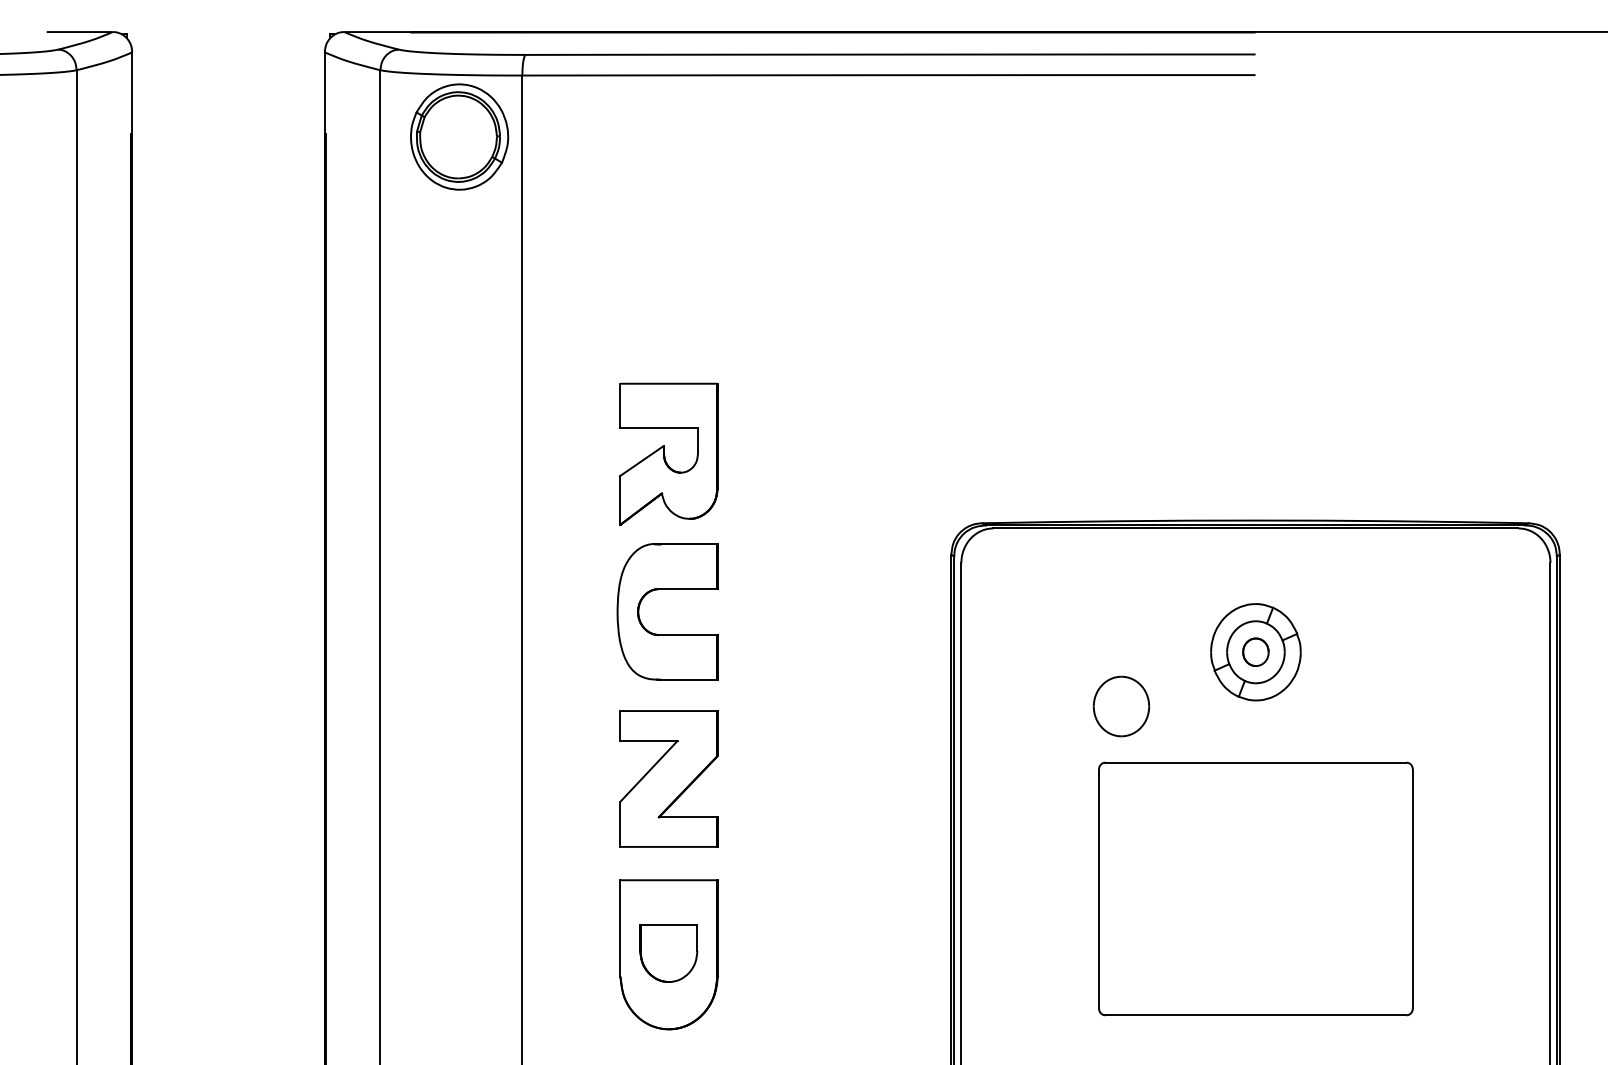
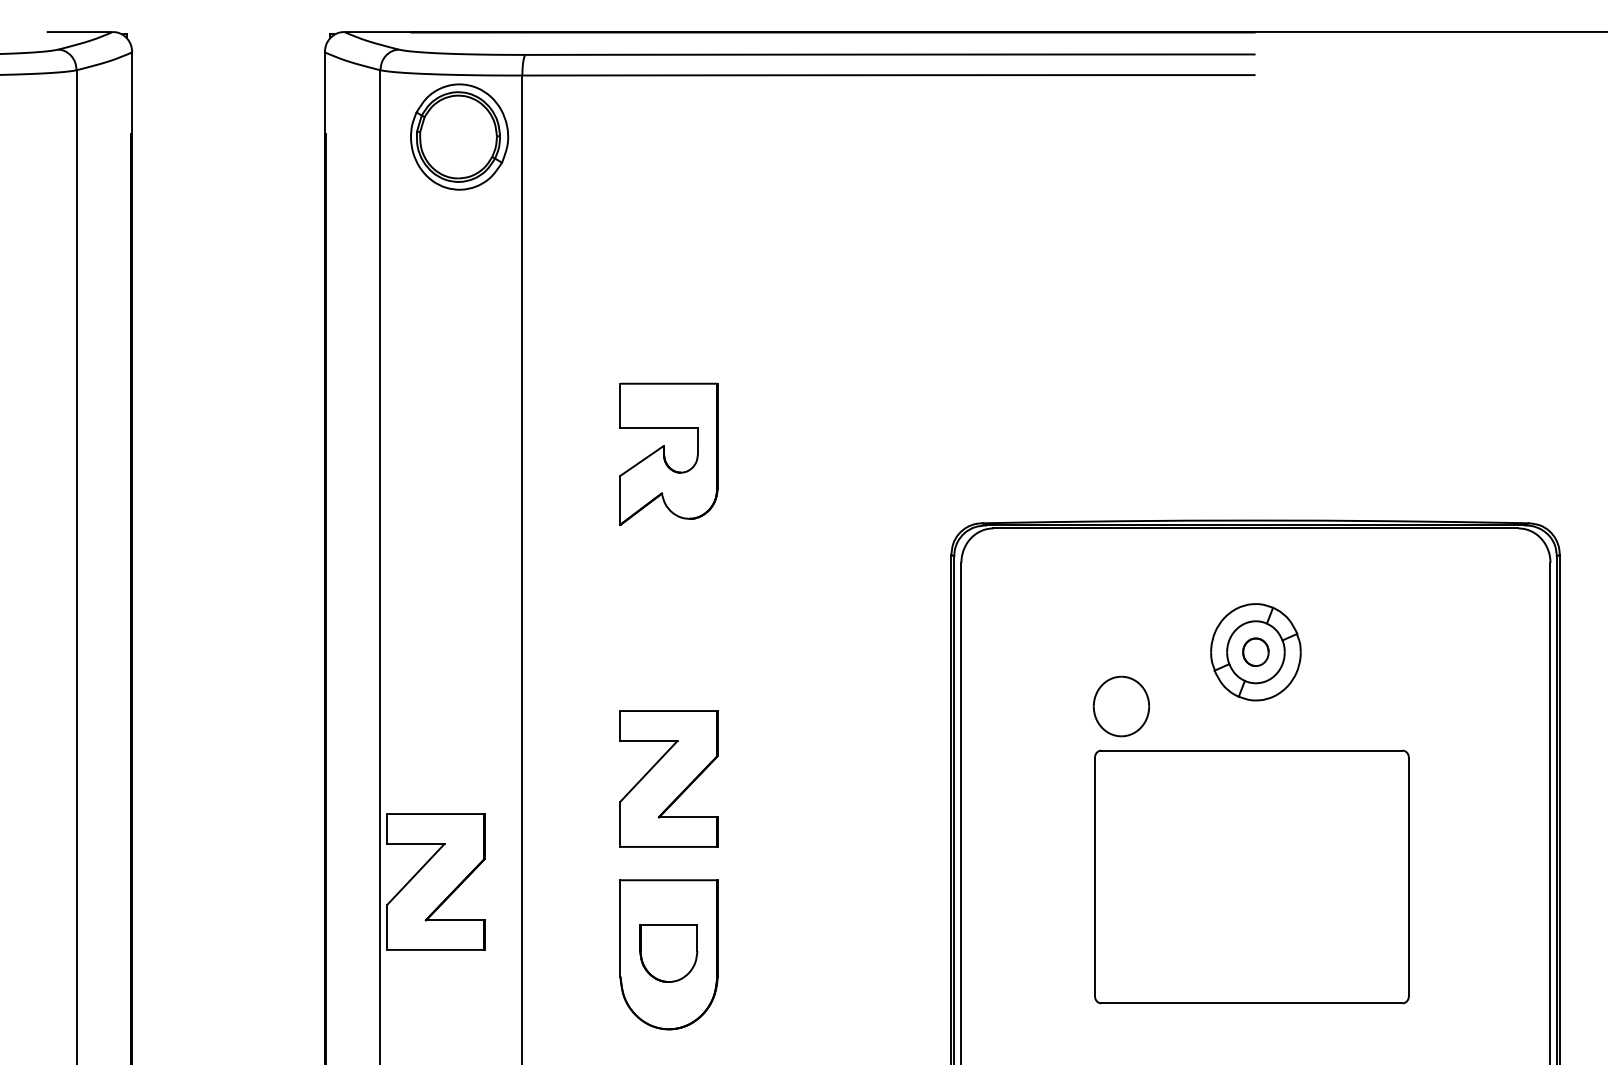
part: present -> none (667, 589)
part: none -> present (435, 881)
part position: (1255, 888) -> (1251, 876) (1251, 876)
